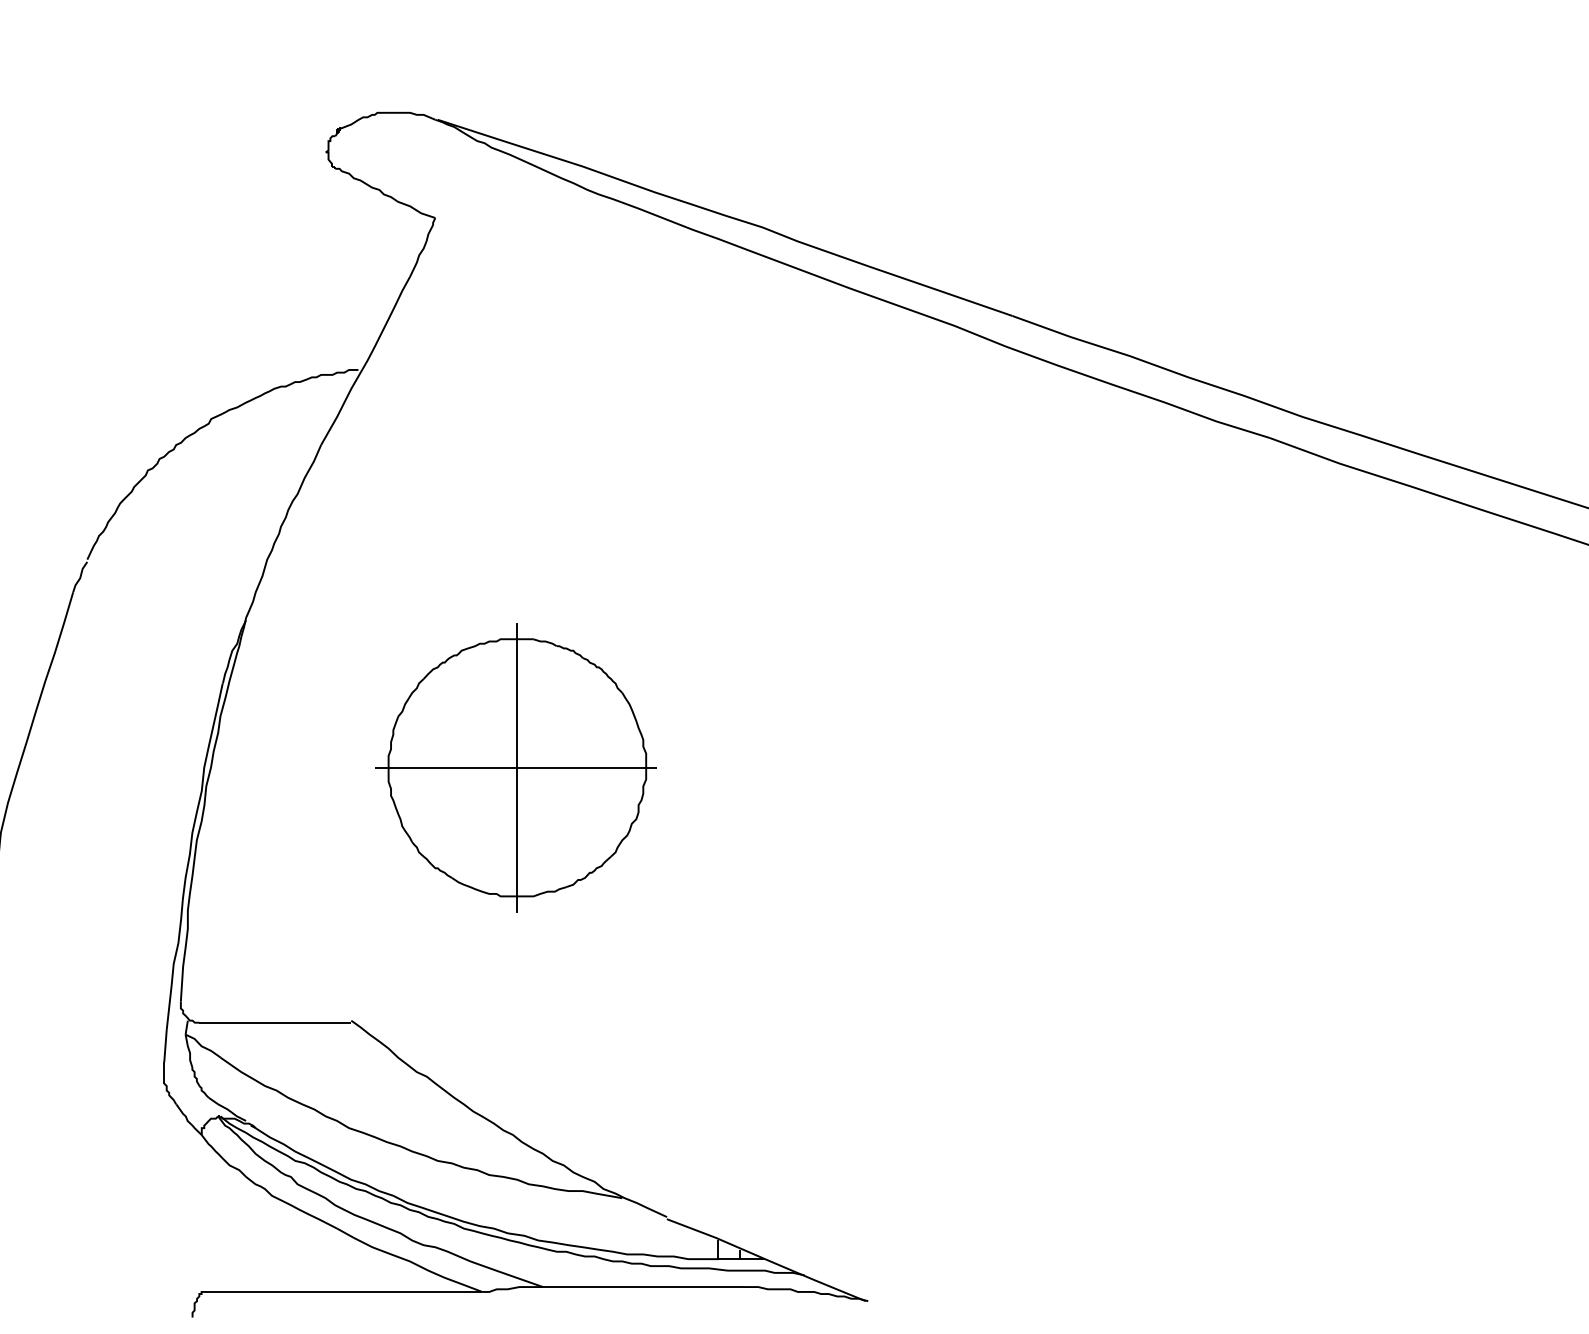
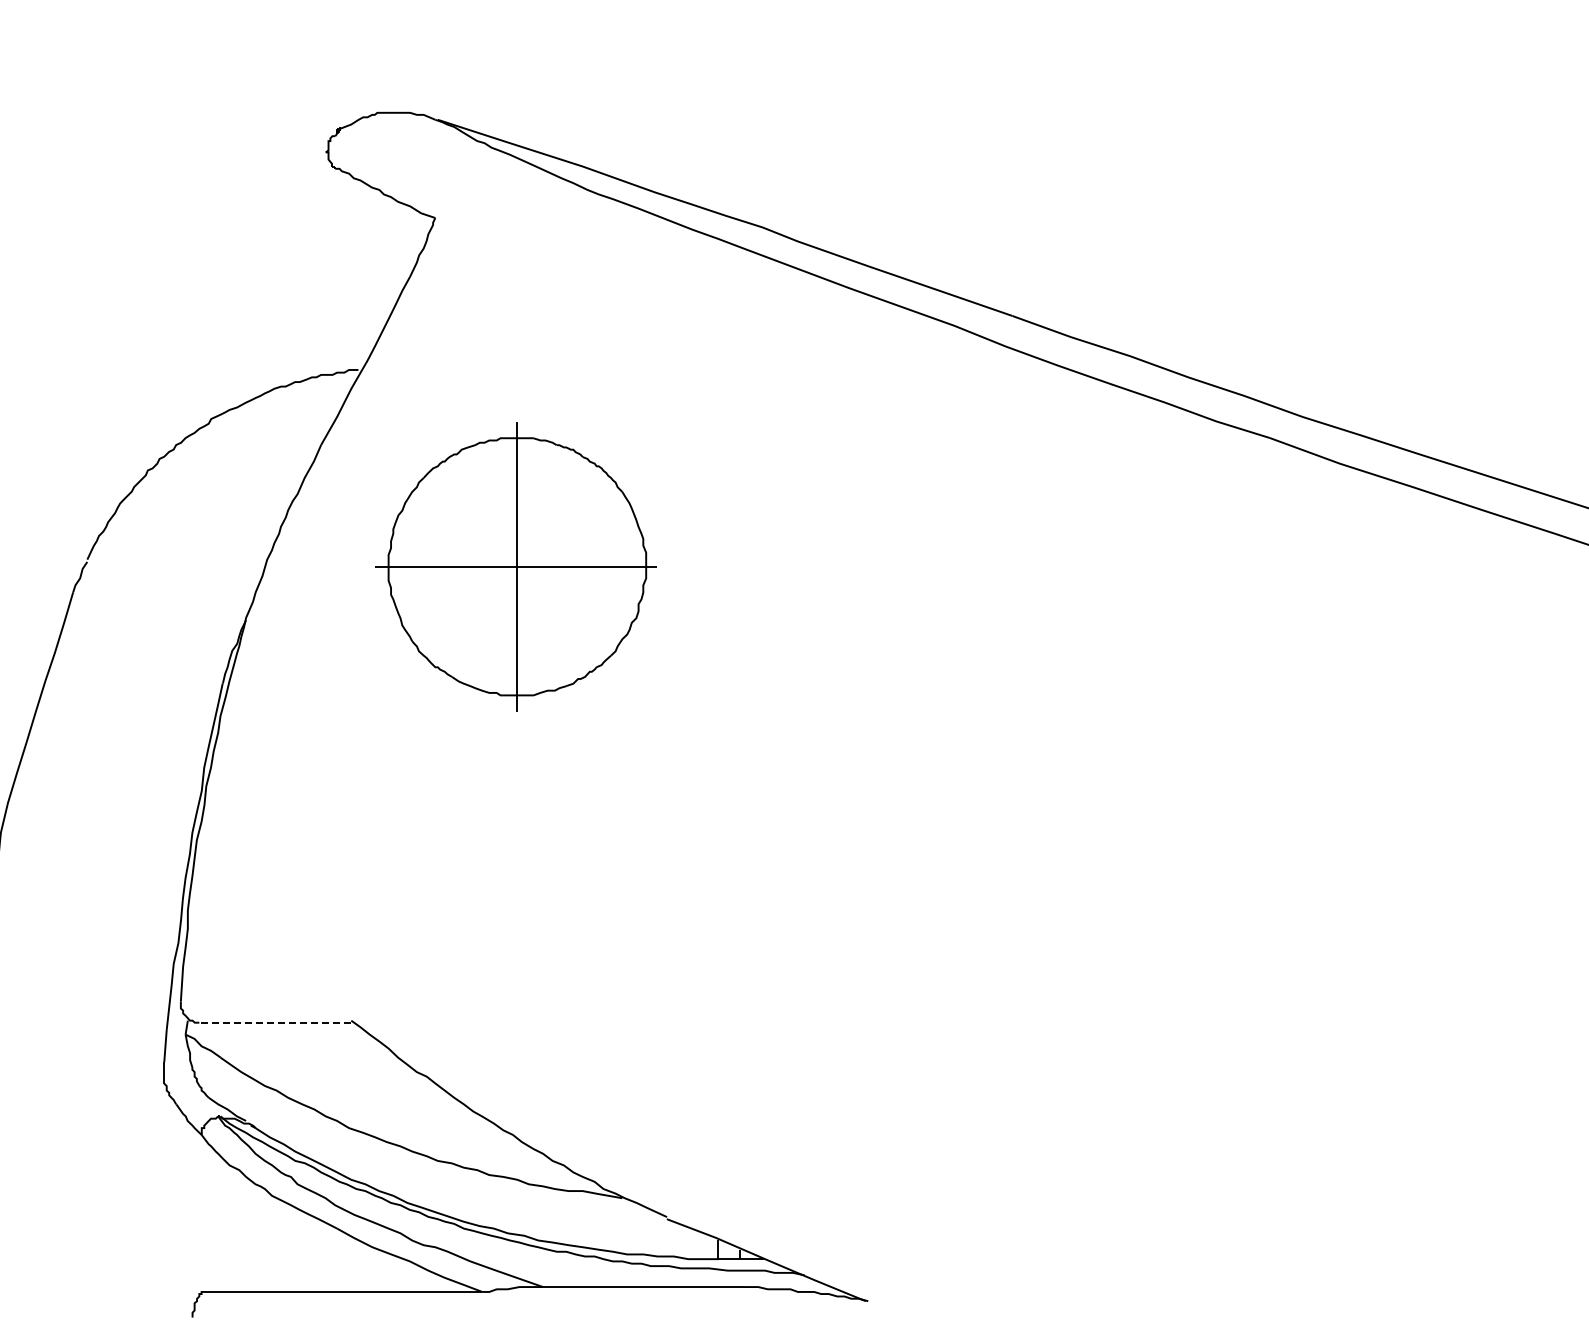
part position: (515, 767) -> (515, 566) (515, 566)
line: solid -> dashed (275, 1022)
